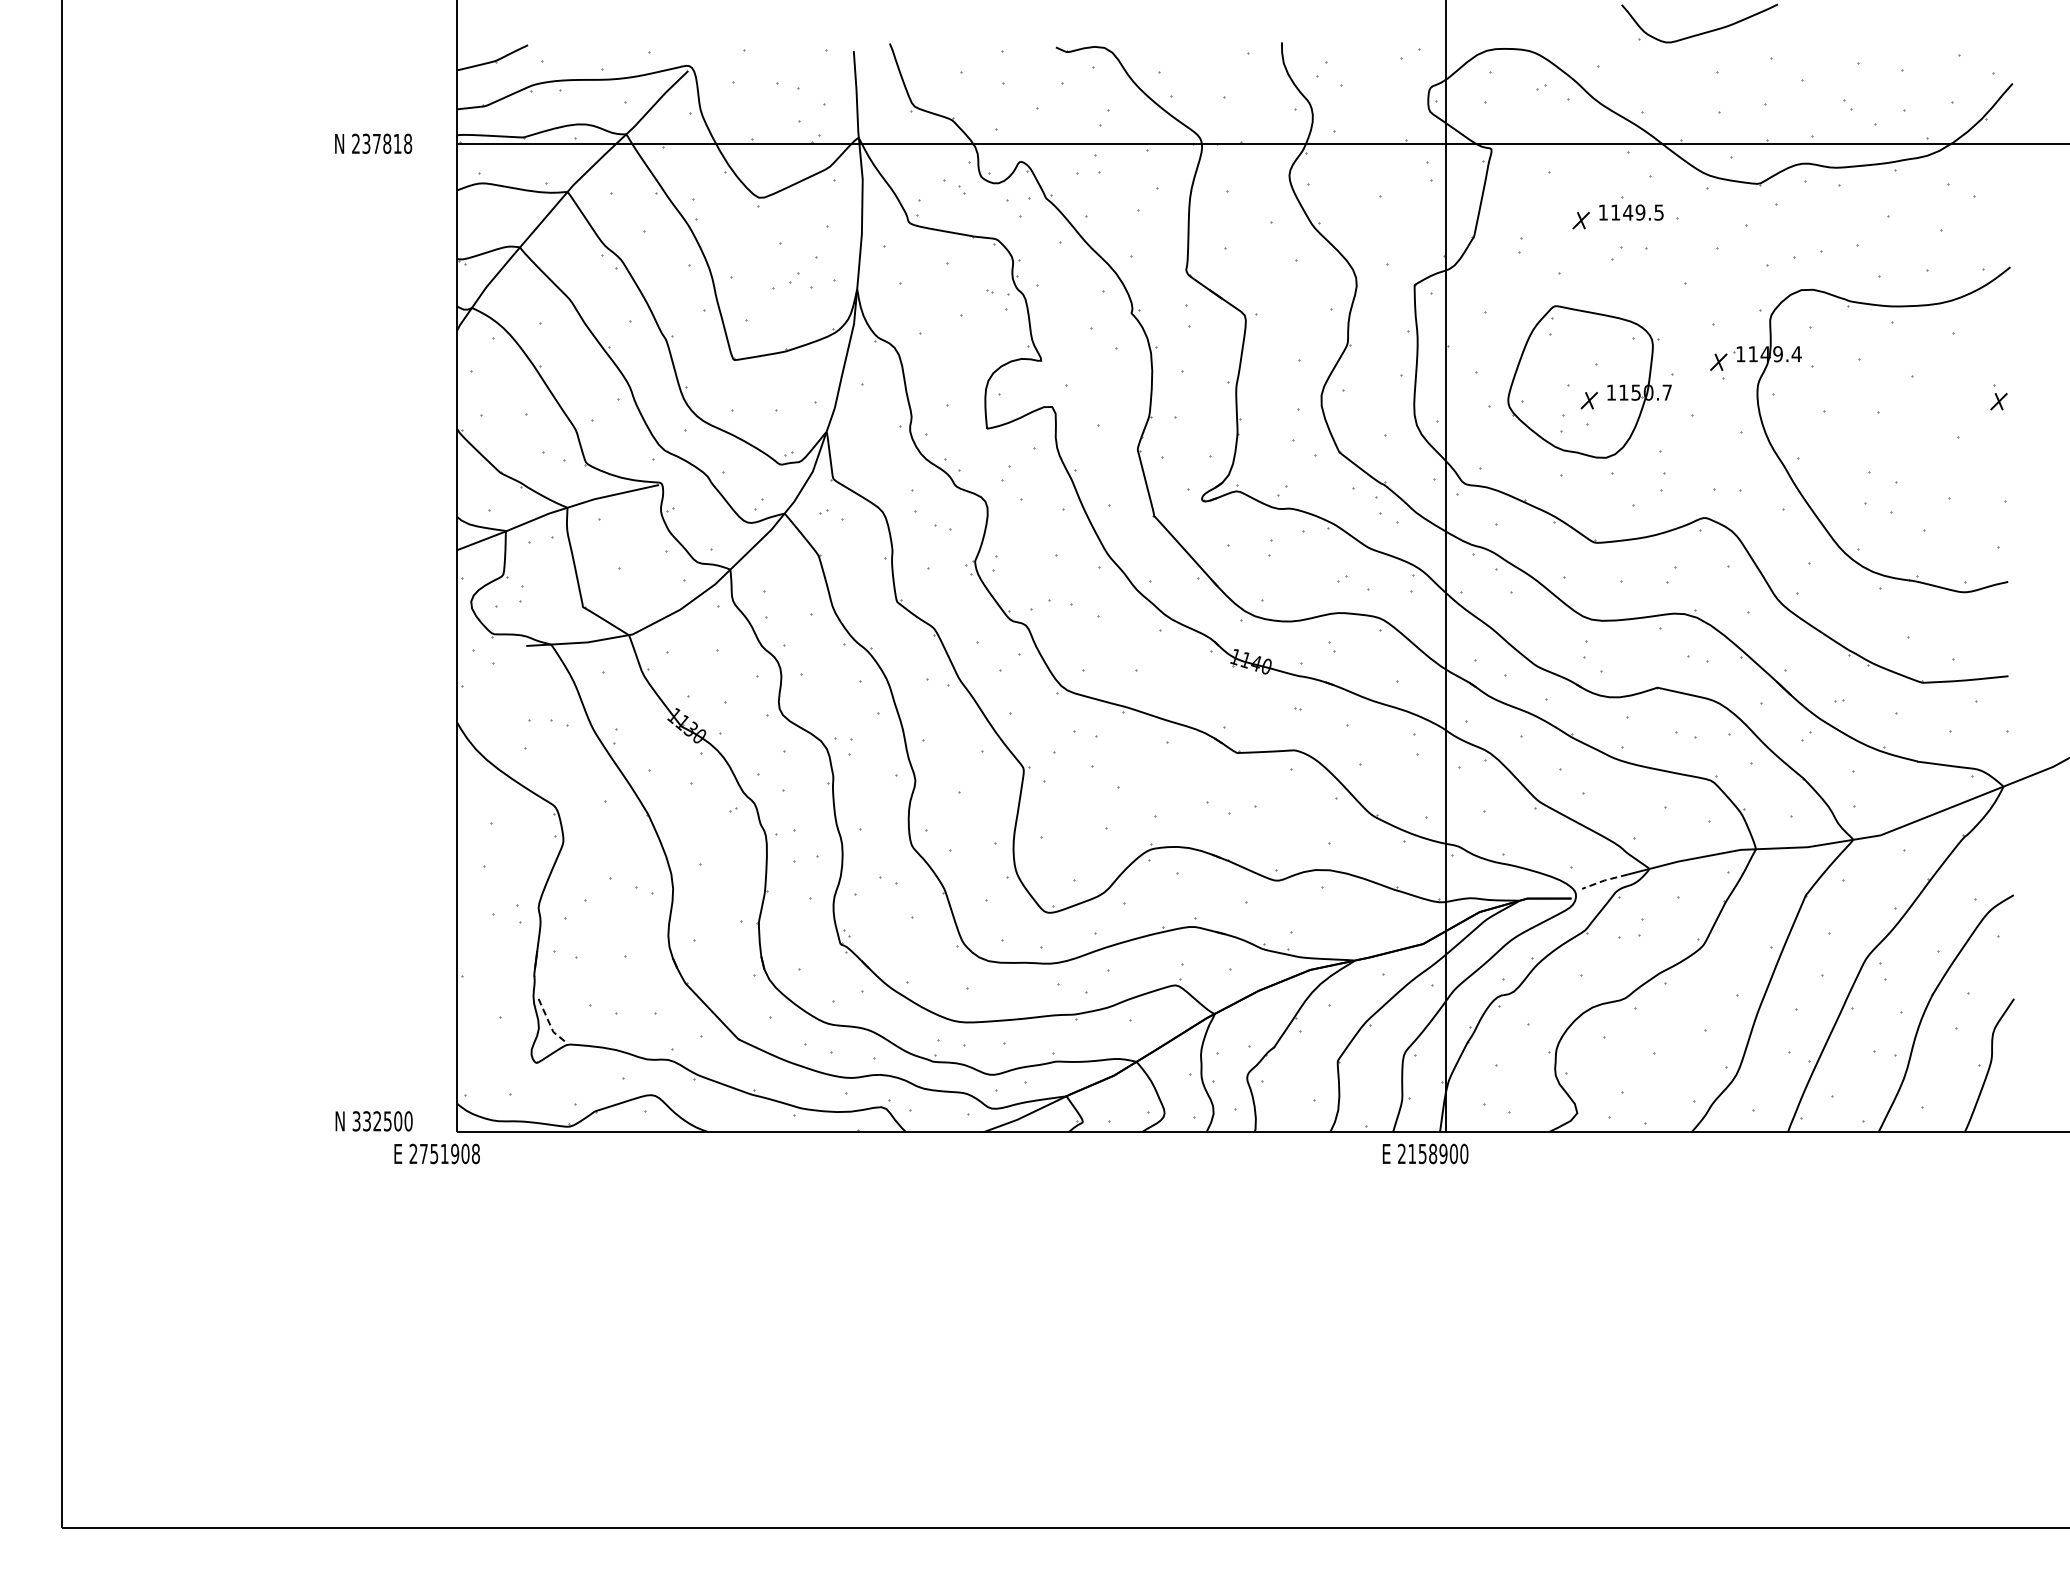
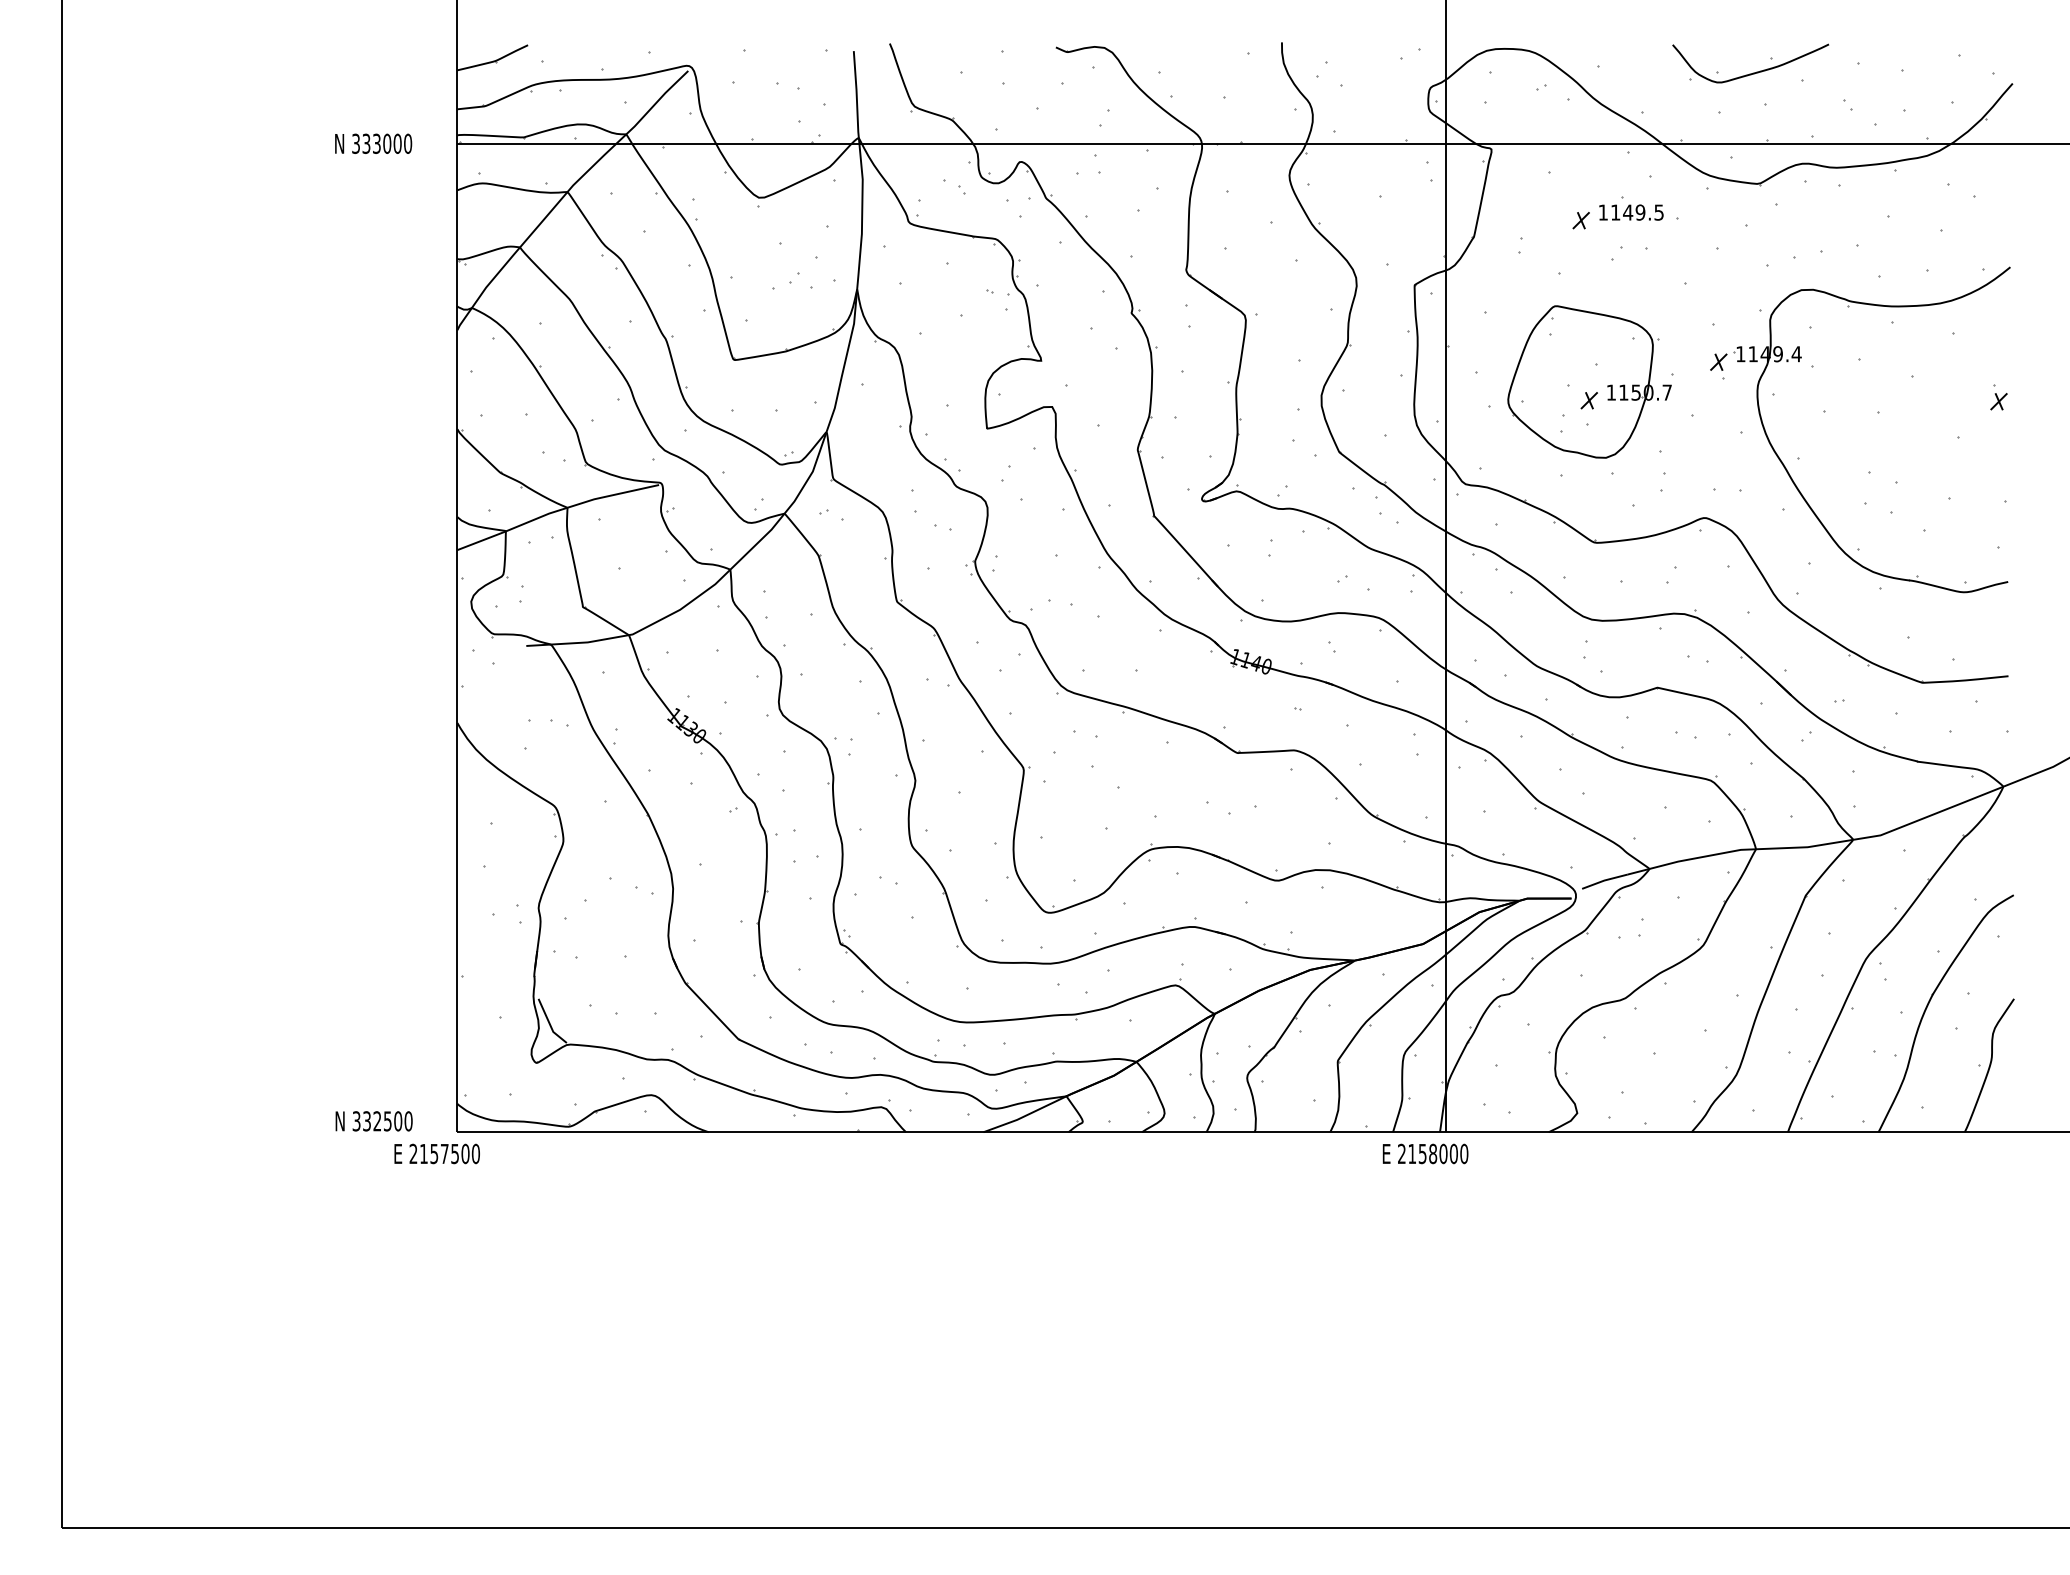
part position: (1702, 32) -> (1753, 72) (1753, 72)
text: 237818 -> 333000 (382, 143)
line: dashed -> solid (1604, 880)
line: dashed -> solid (549, 1023)
text: 2751908 -> 2157500 (449, 1153)
text: 2158900 -> 2158000 (1443, 1154)
